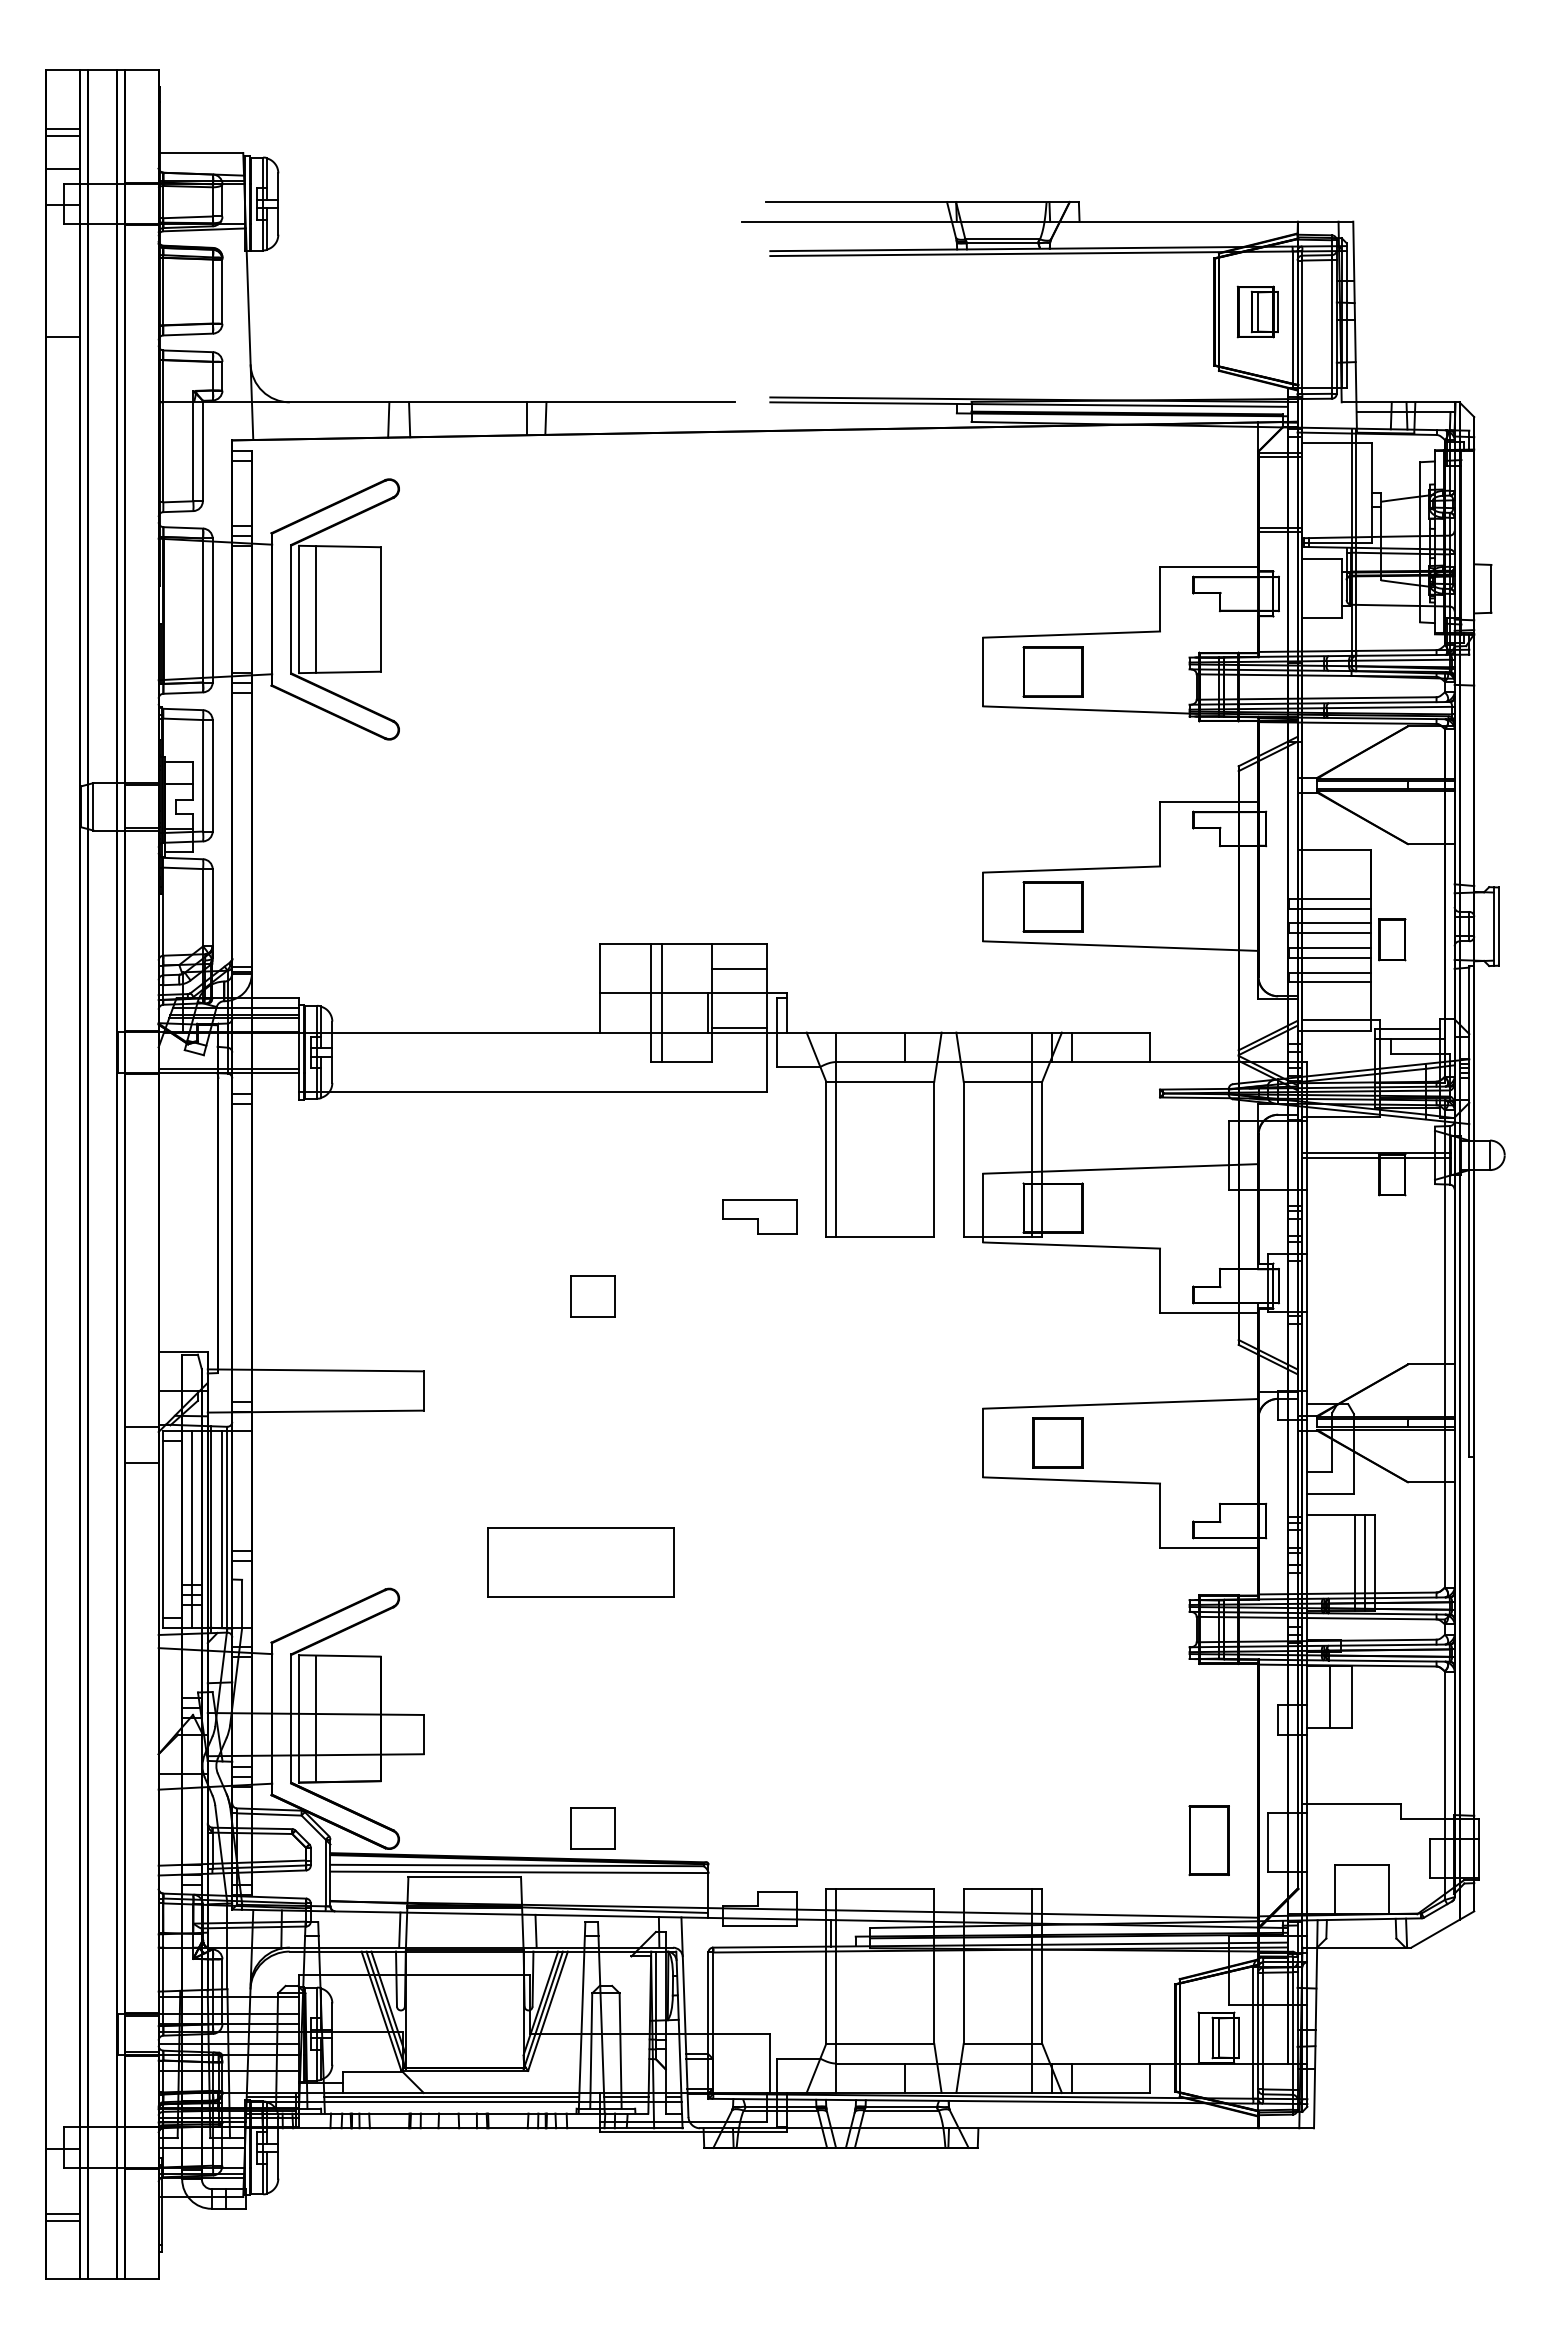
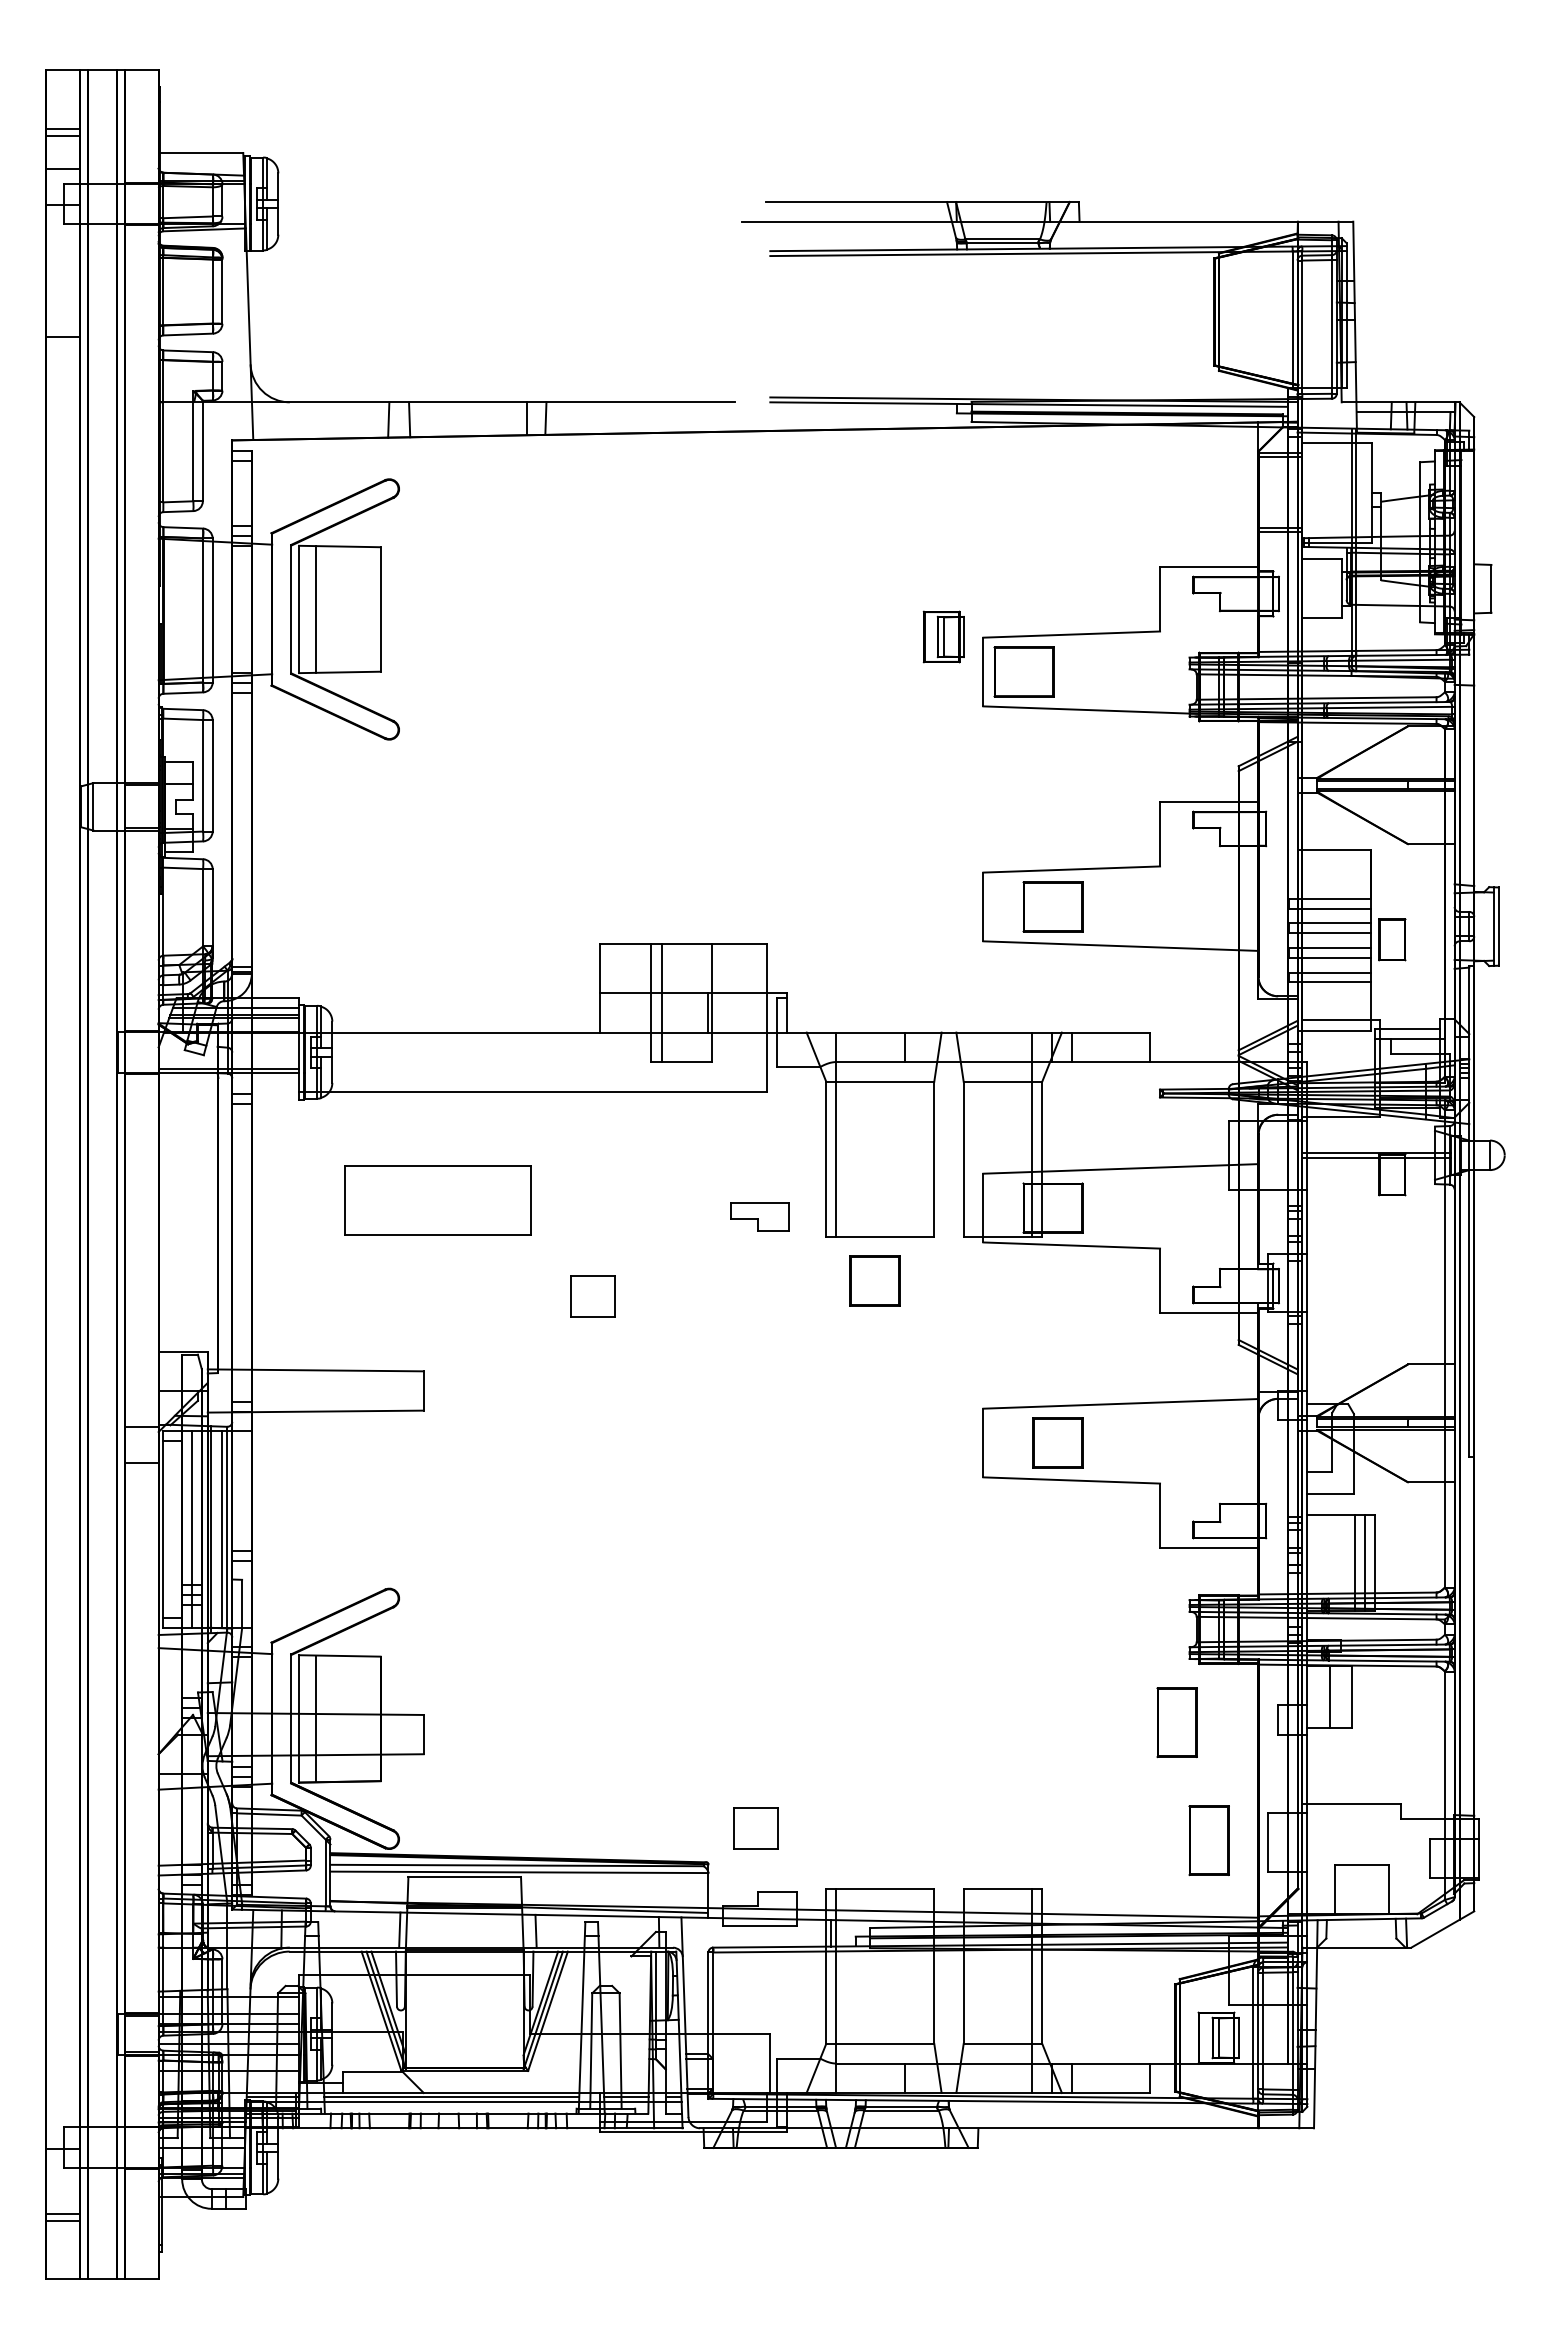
part position: (1257, 311) -> (943, 636) (943, 636)
part position: (1052, 671) -> (1023, 671) (1023, 671)
line: present -> none (739, 968)
line: present -> none (739, 1027)
part size: 76x36 px -> 60x30 px (759, 1216)
part: none -> present (874, 1280)
part position: (580, 1562) -> (437, 1200) (437, 1200)
part: none -> present (1176, 1722)
part position: (592, 1828) -> (755, 1828) (755, 1828)
